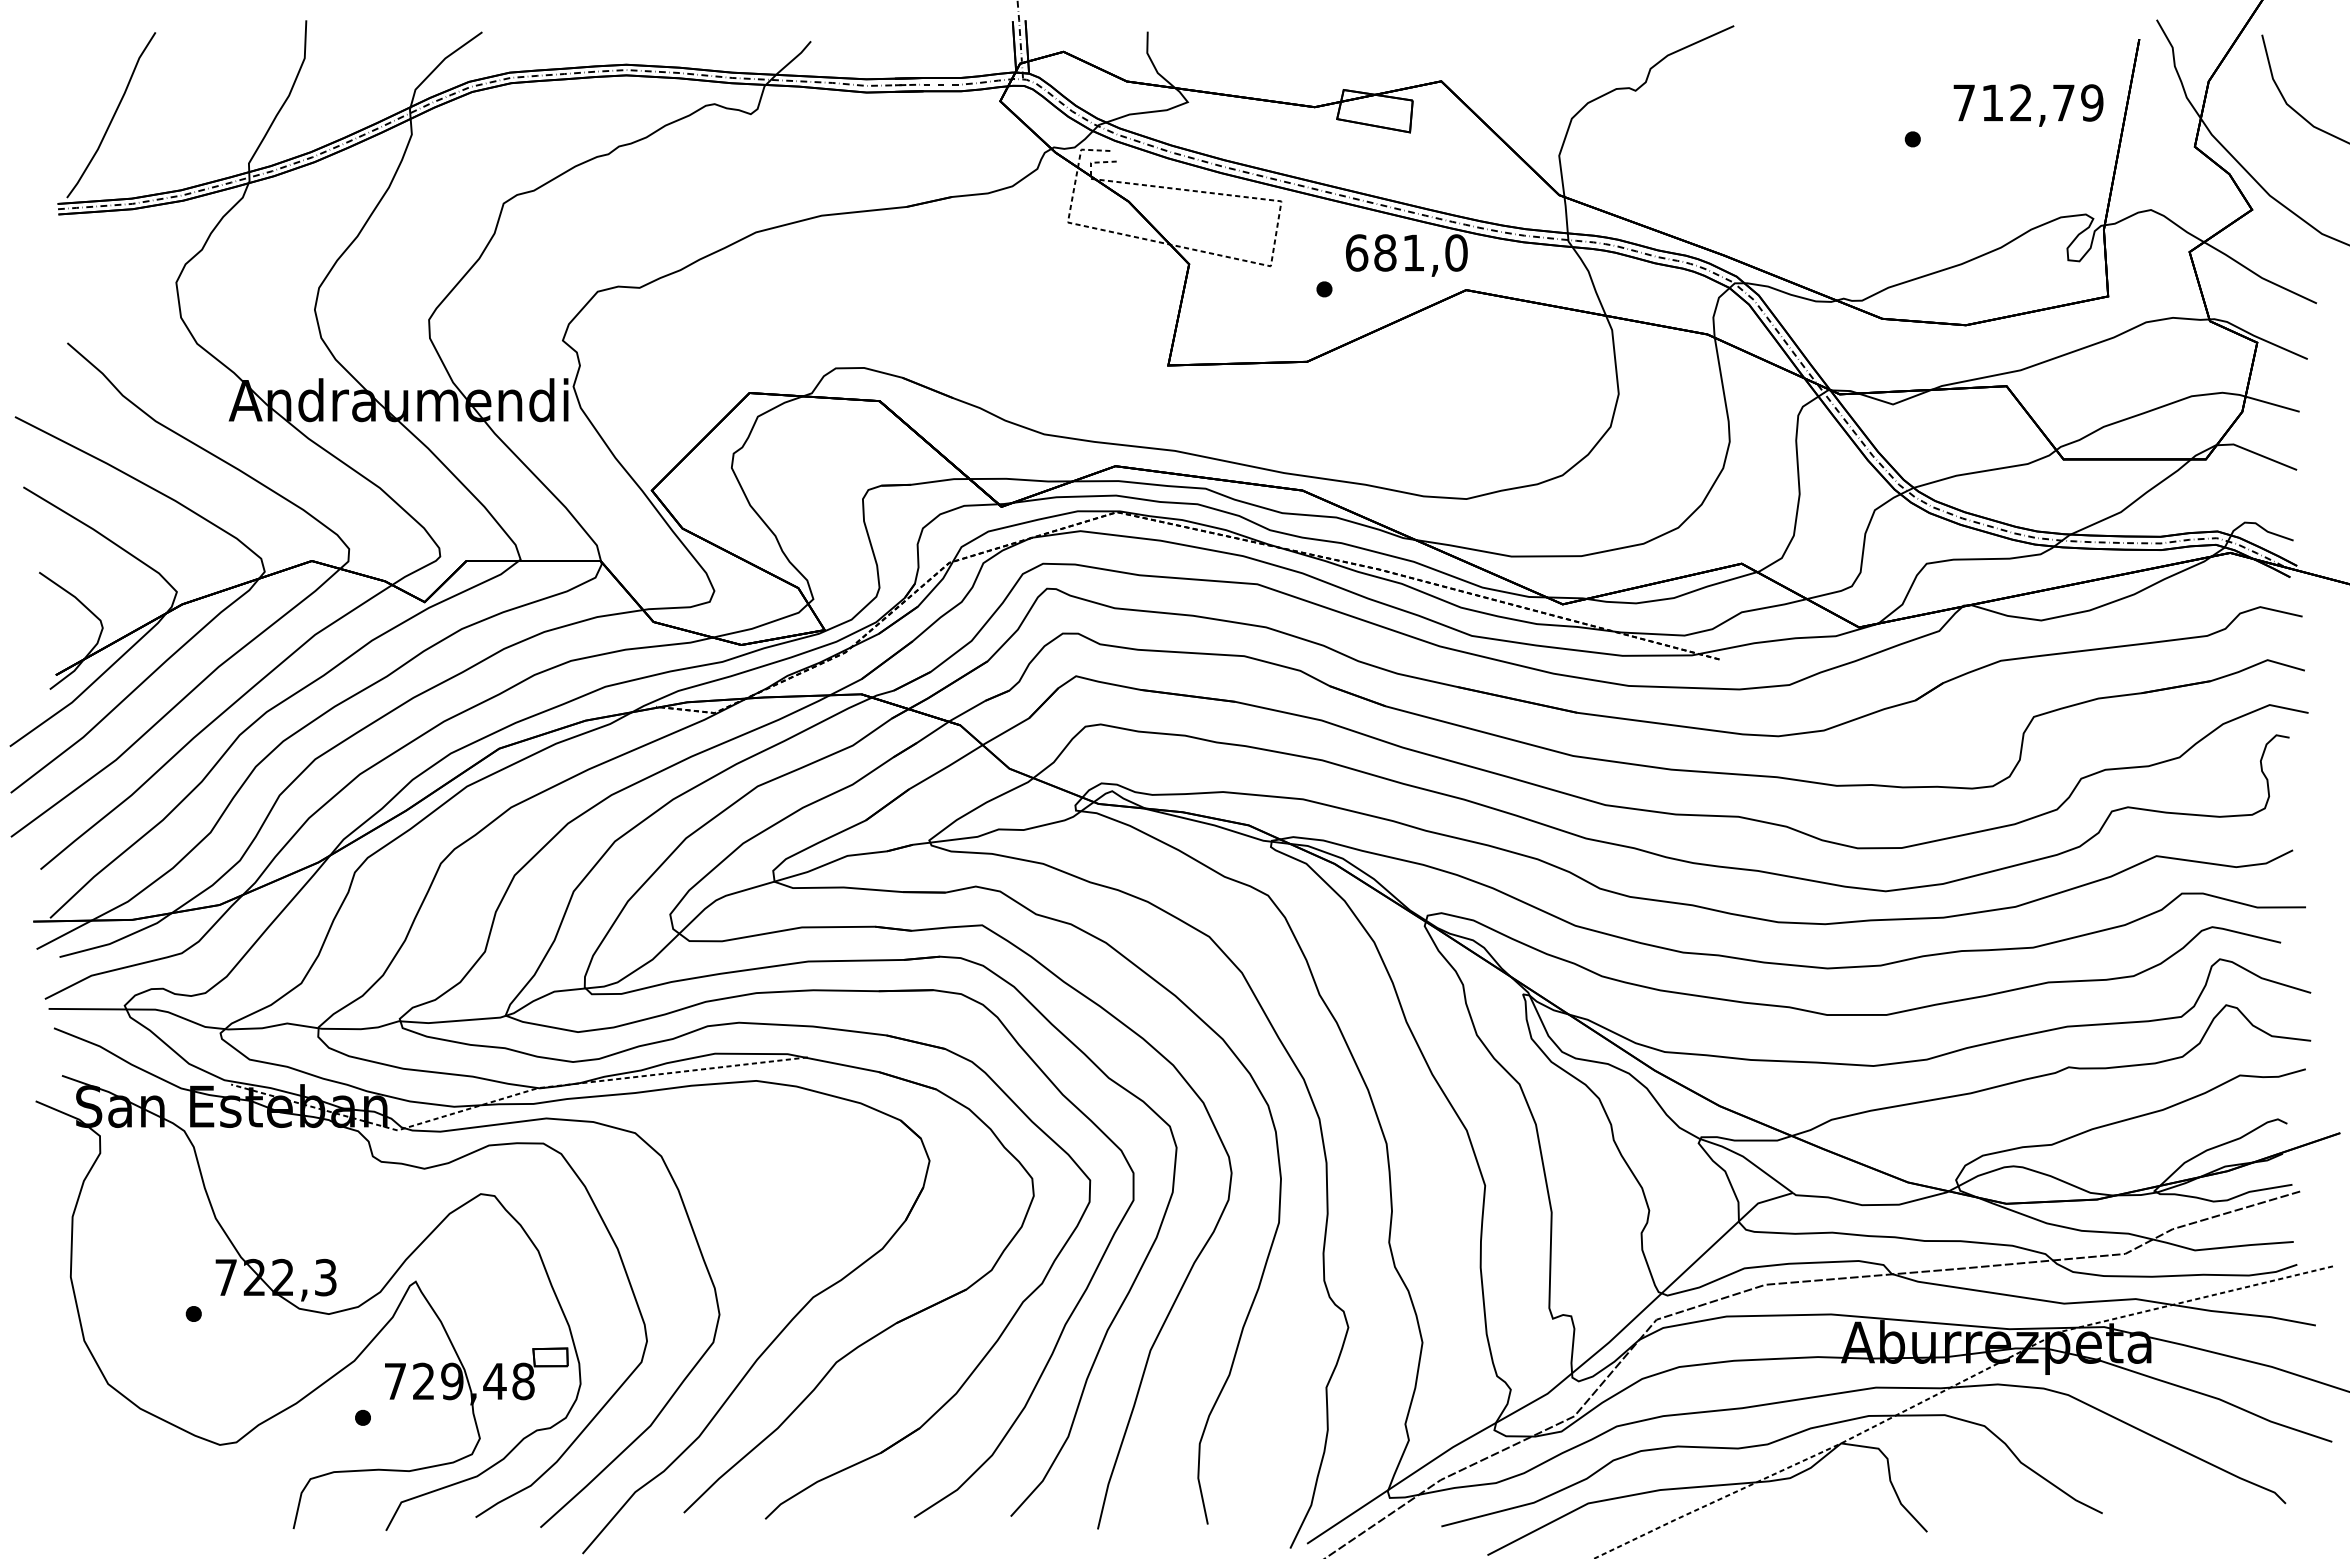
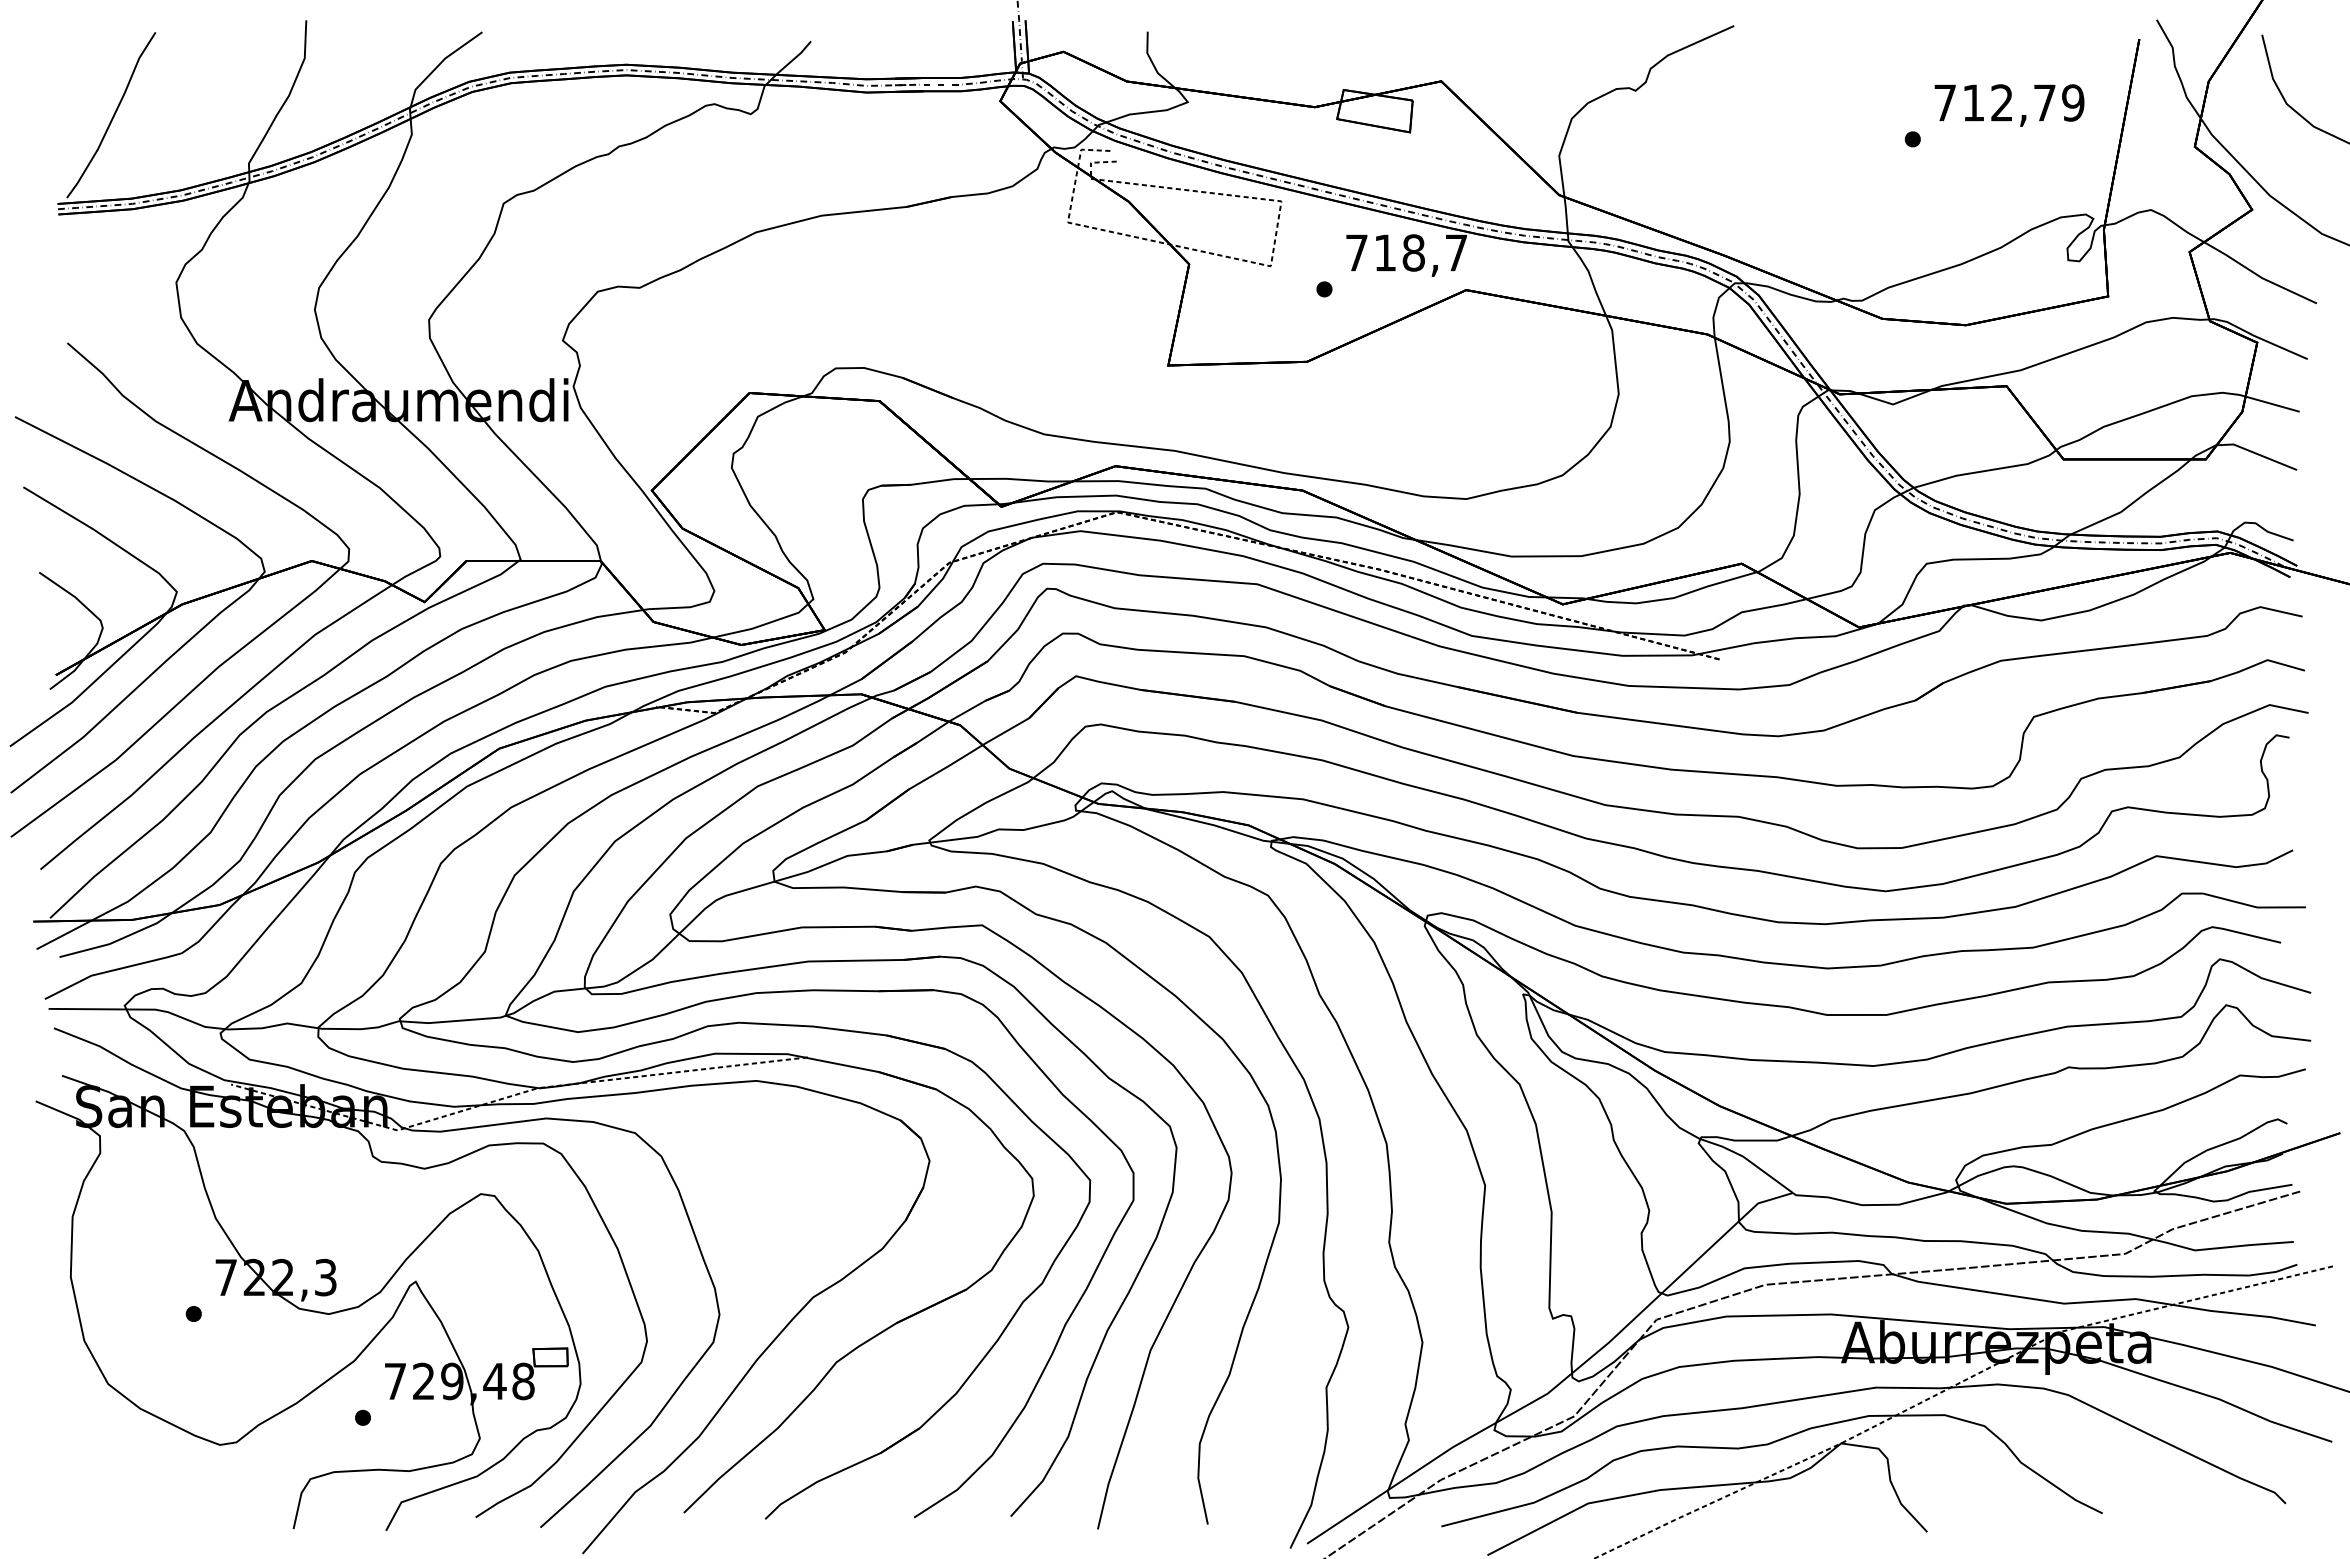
text position: (2028, 105) -> (2009, 105) (2009, 105)
text: 681,0 -> 718,7 (1406, 252)
